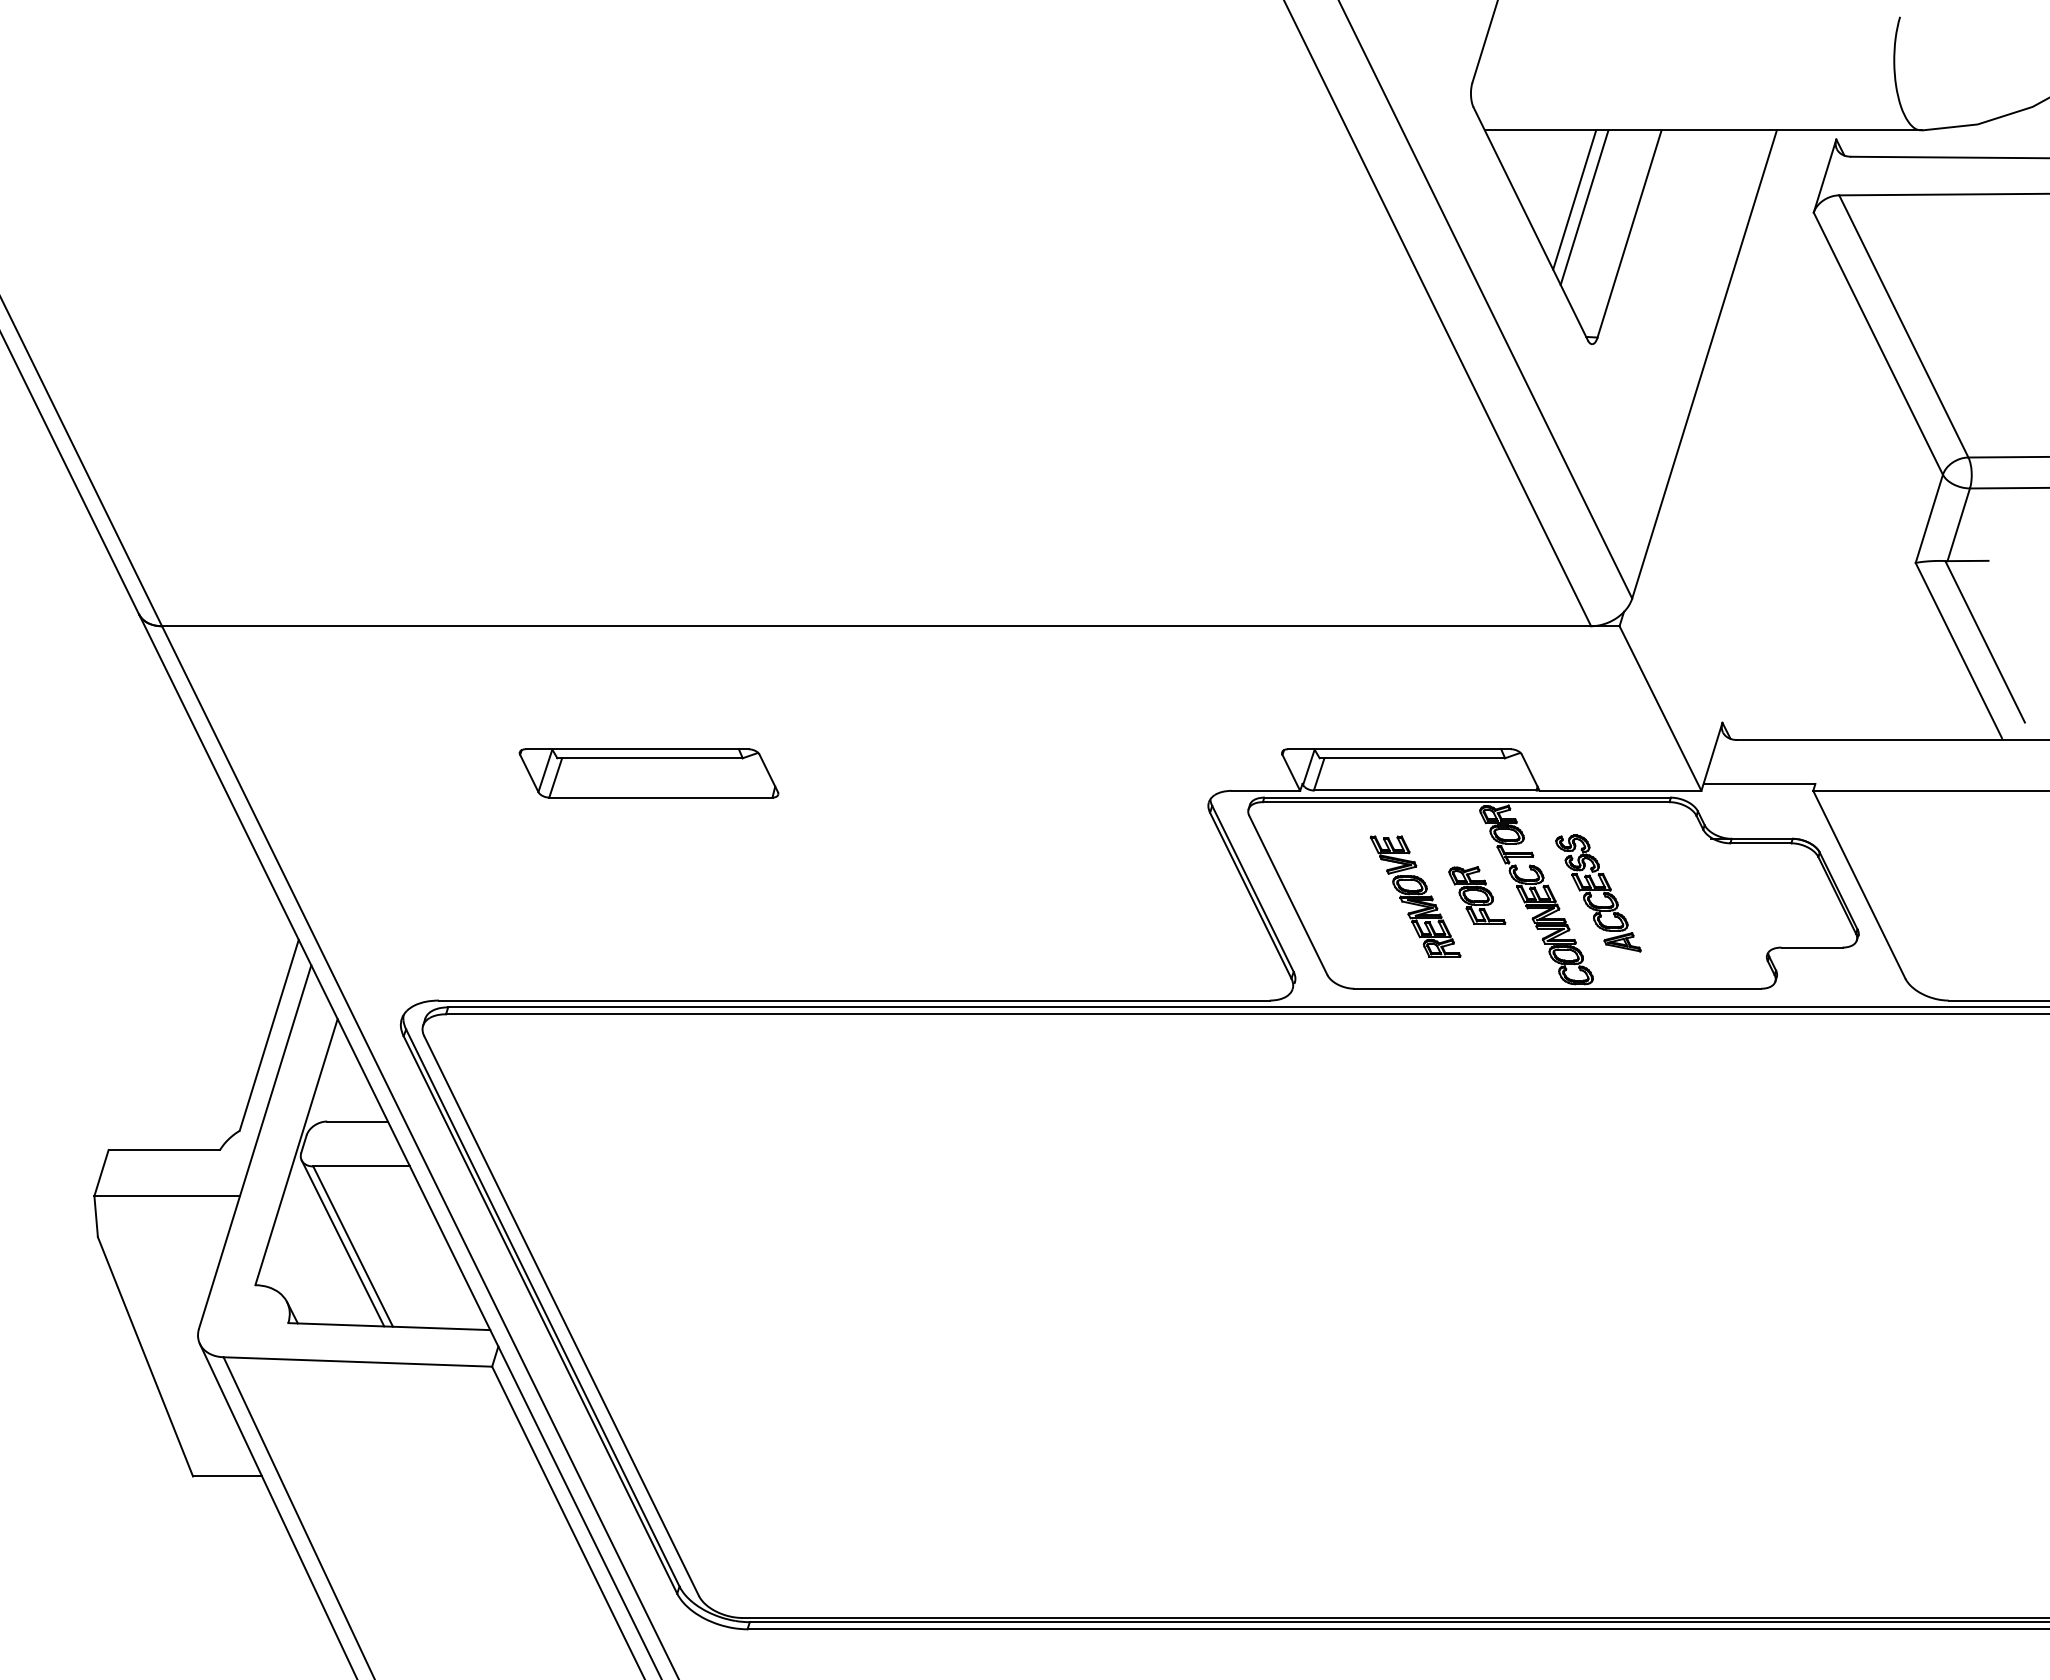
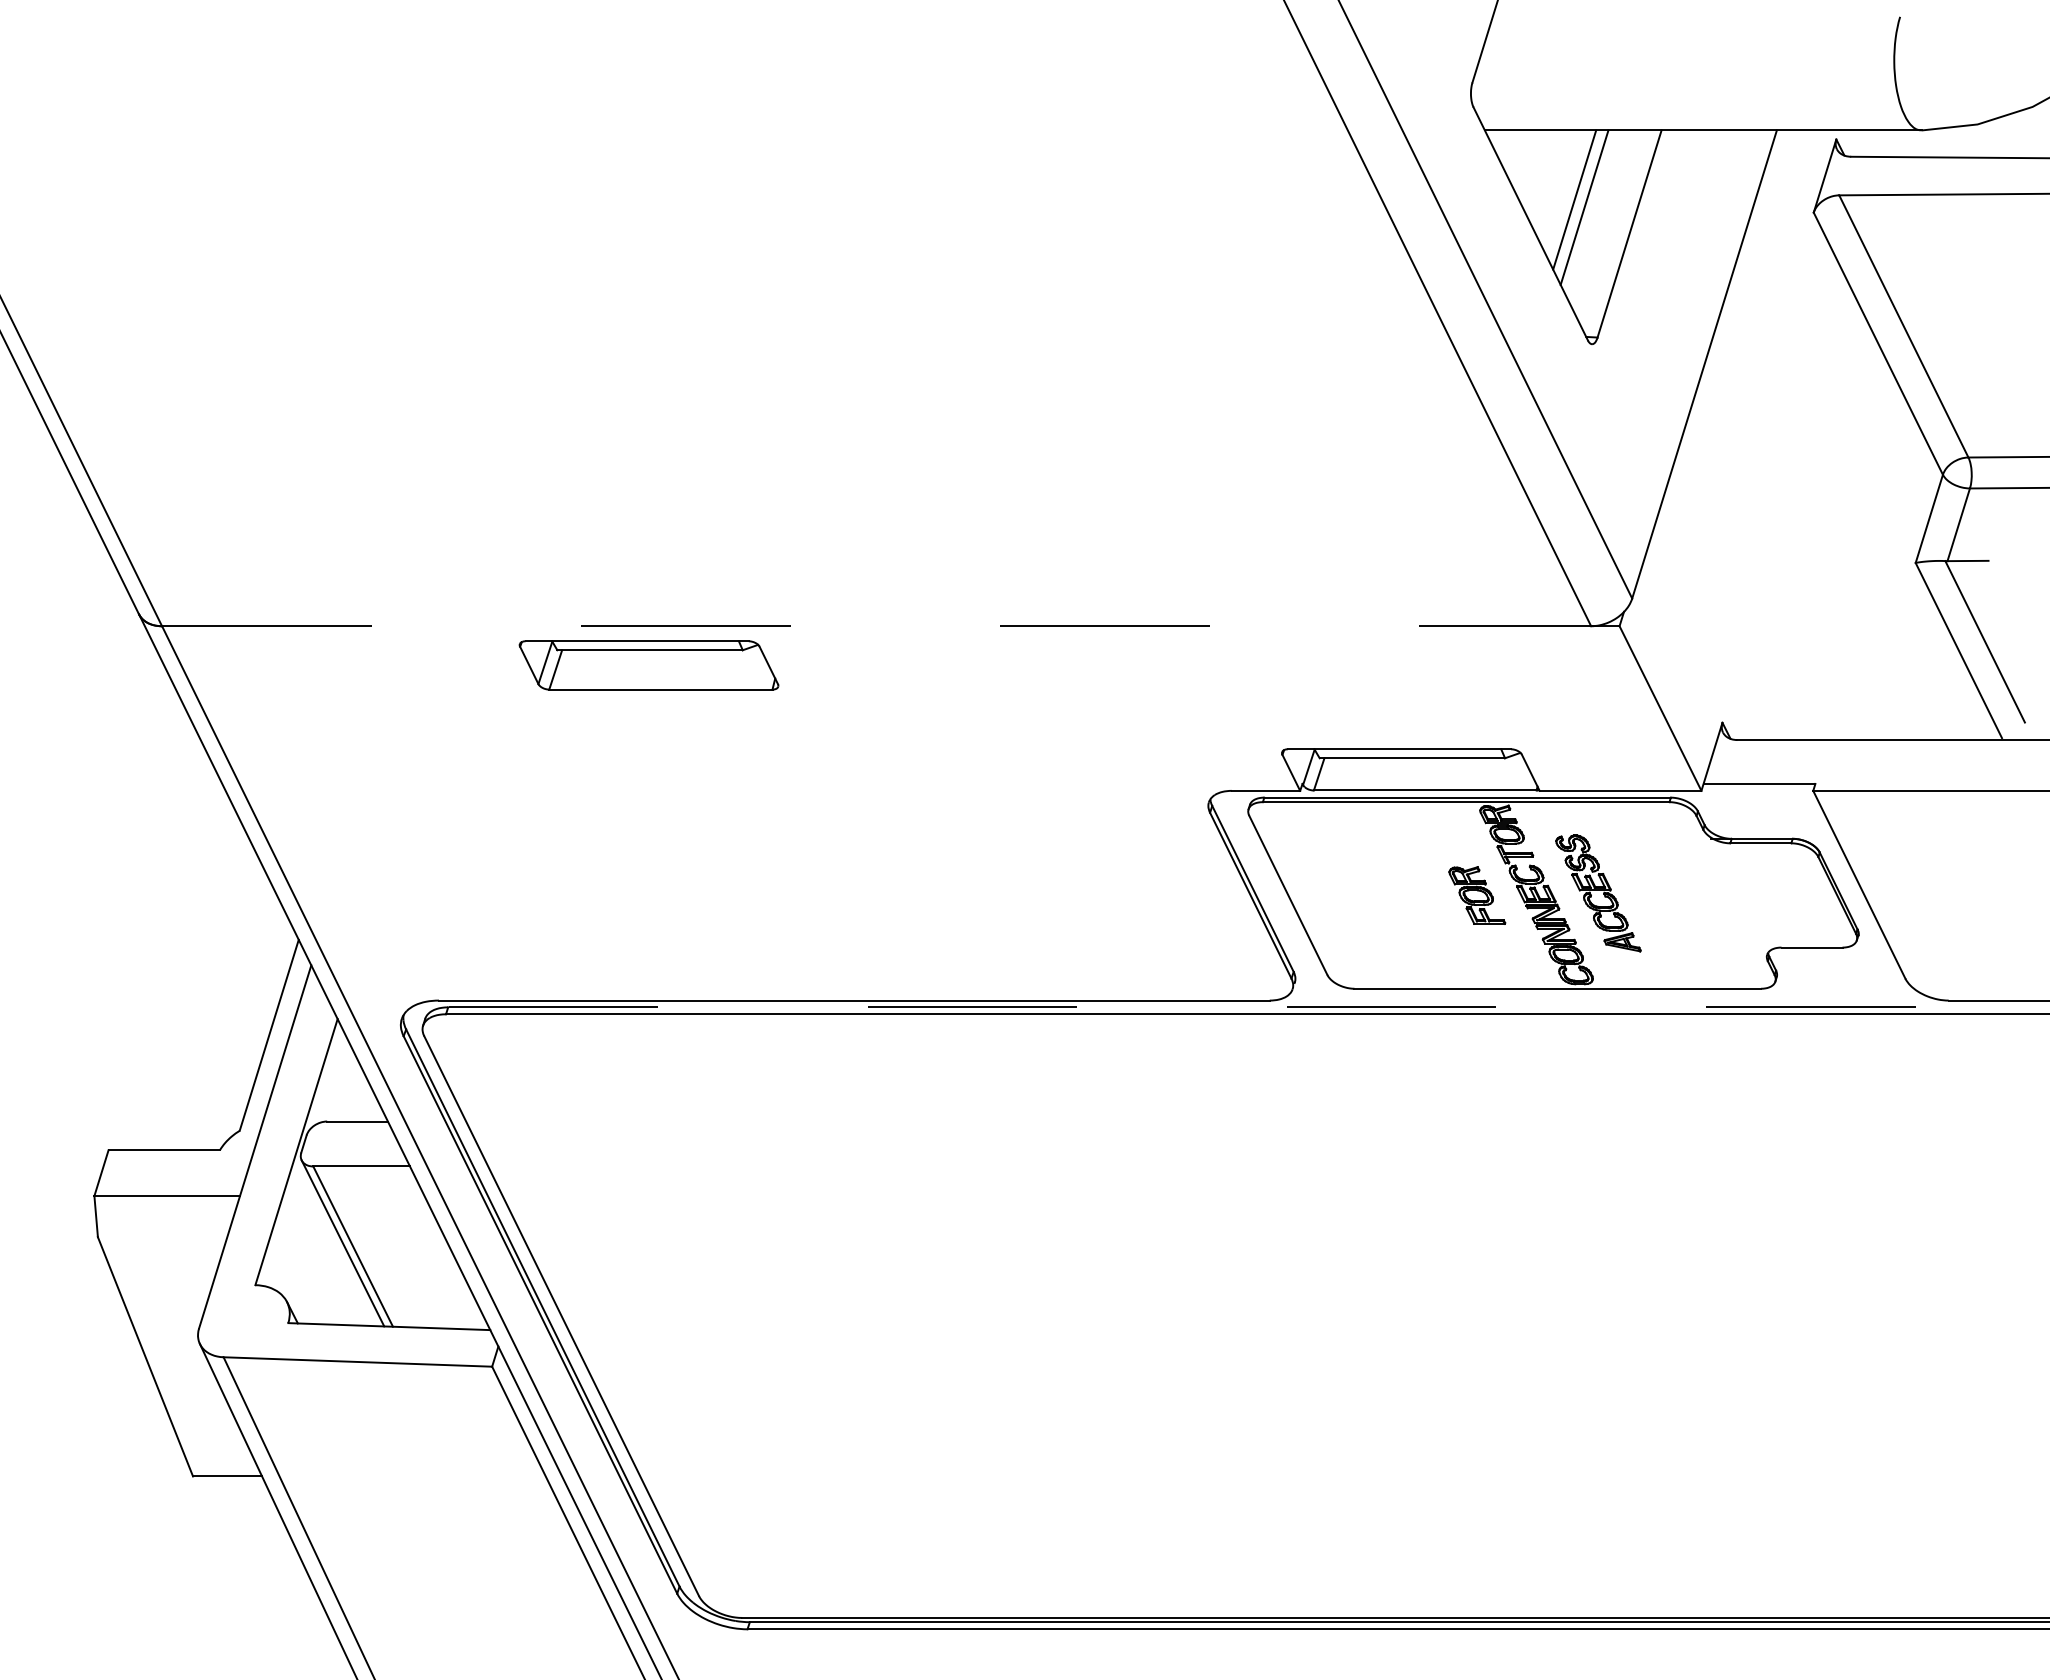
line: solid -> dashed (890, 626)
part position: (648, 773) -> (648, 665) (648, 665)
part: present -> none (1415, 896)
line: solid -> dashed (1248, 1007)
